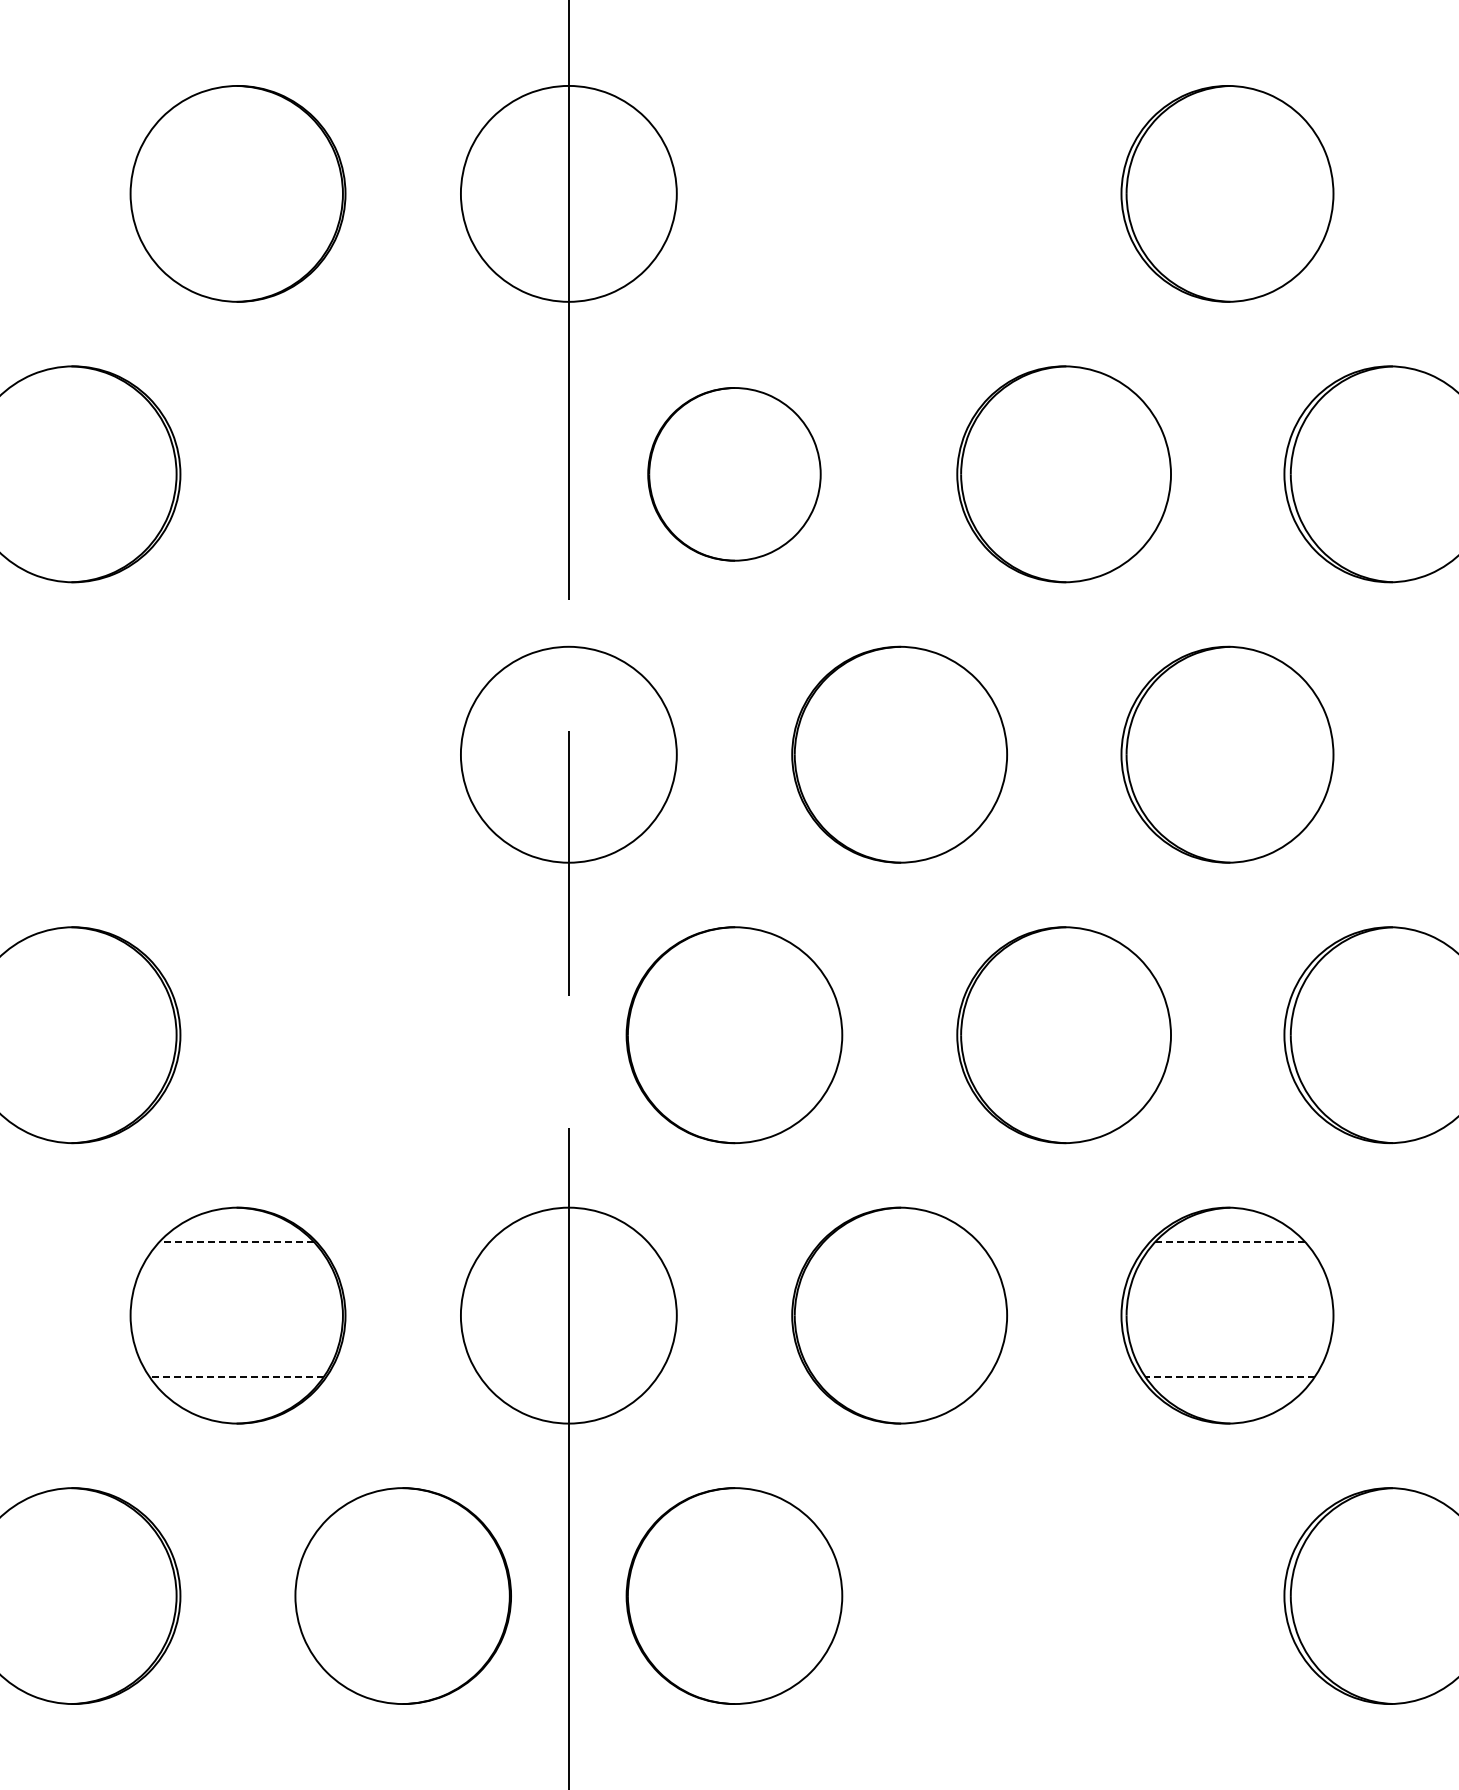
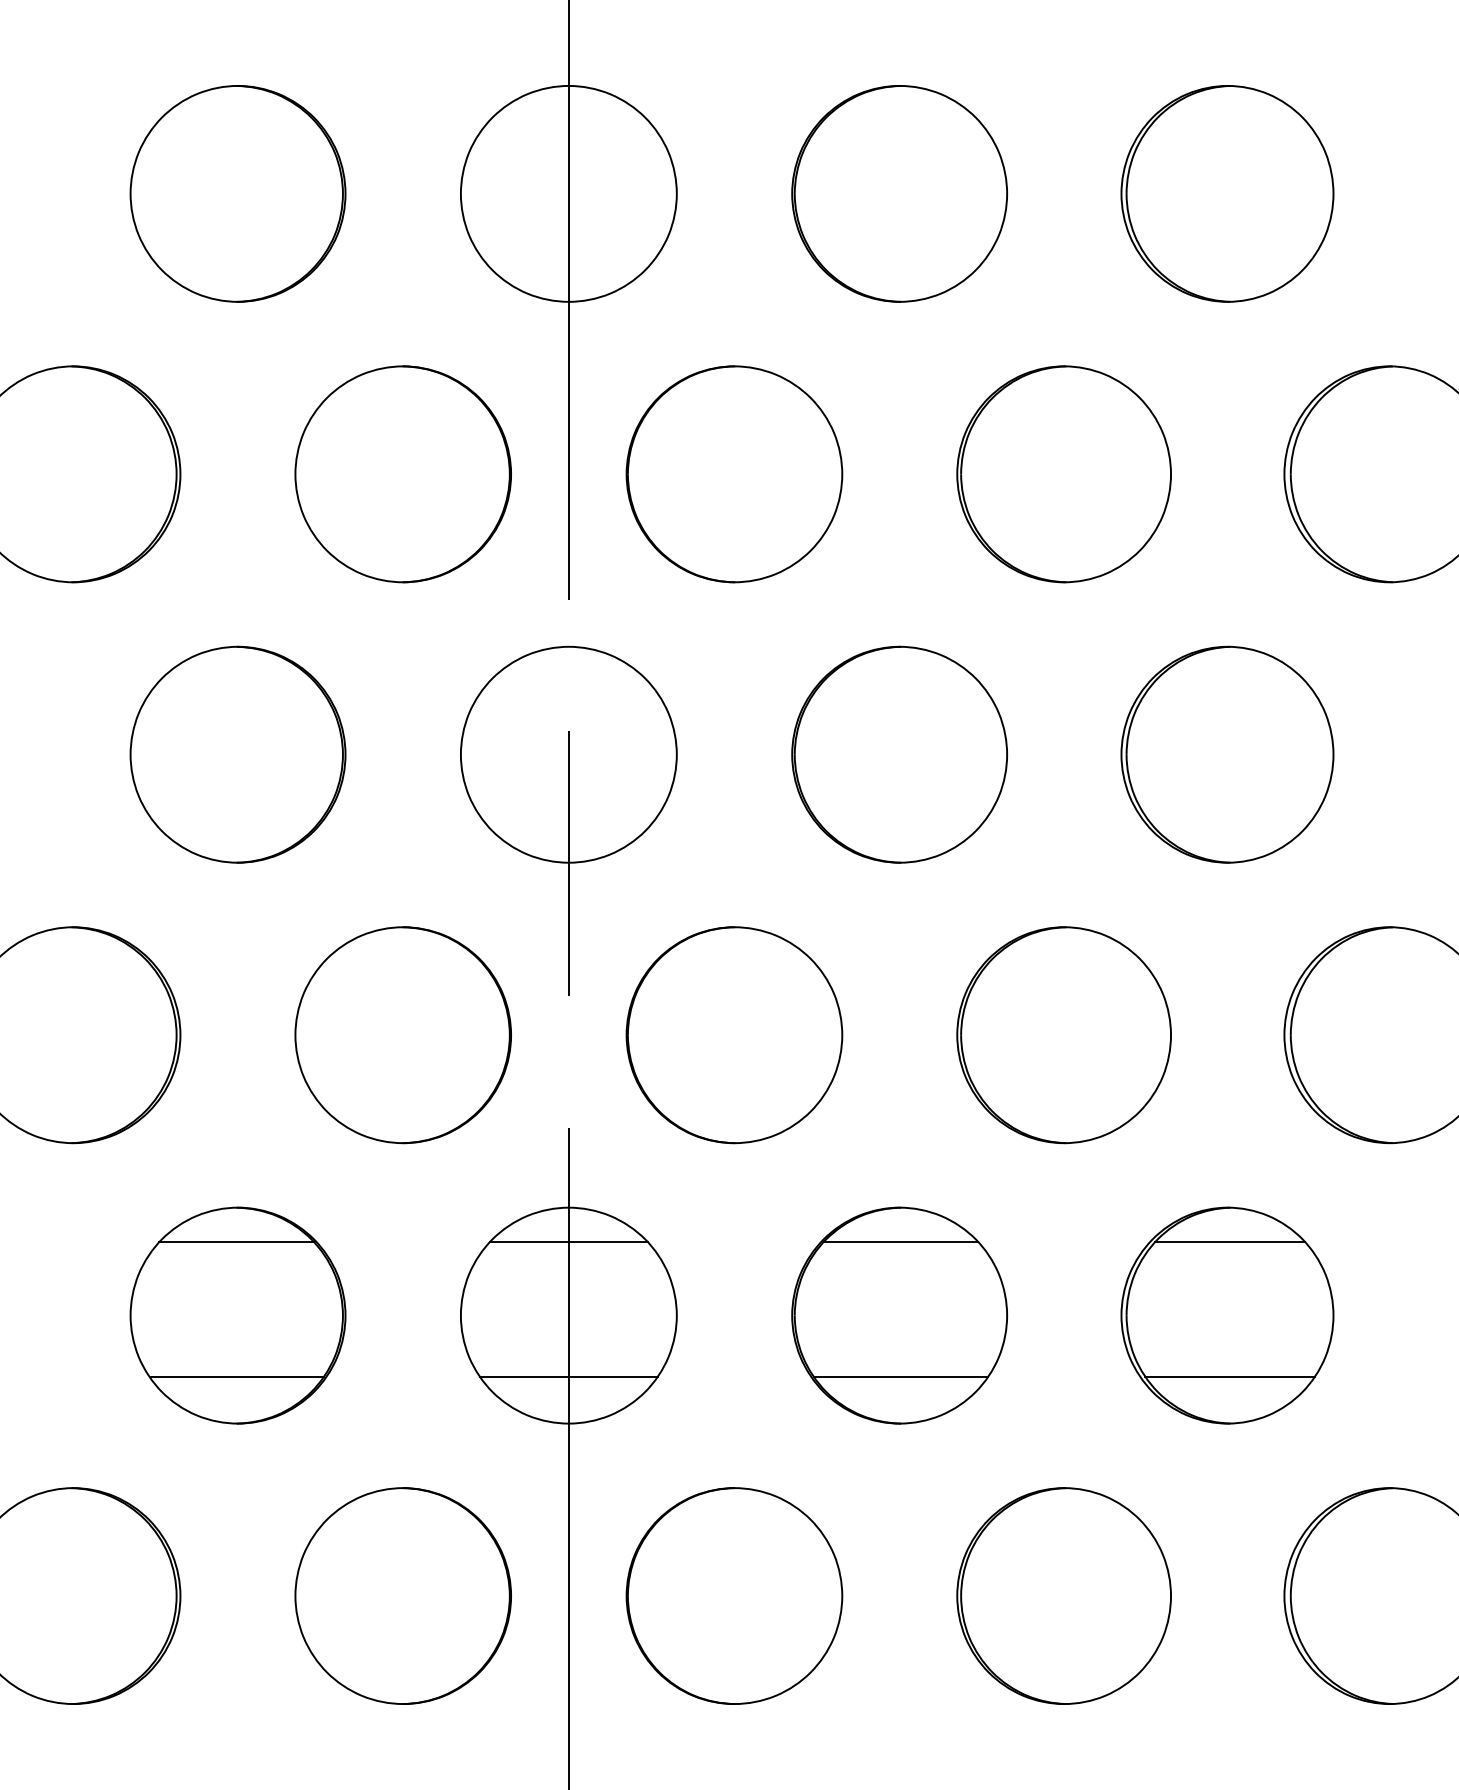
part: none -> present (899, 193)
part: none -> present (402, 474)
part size: 175x175 px -> 219x219 px (734, 474)
part: none -> present (237, 754)
part: none -> present (402, 1035)
line: dashed -> solid (236, 1241)
line: none -> present (568, 1241)
line: none -> present (900, 1241)
line: dashed -> solid (1230, 1241)
line: dashed -> solid (236, 1376)
line: none -> present (568, 1376)
line: none -> present (900, 1376)
line: dashed -> solid (1230, 1376)
part: none -> present (1063, 1595)
